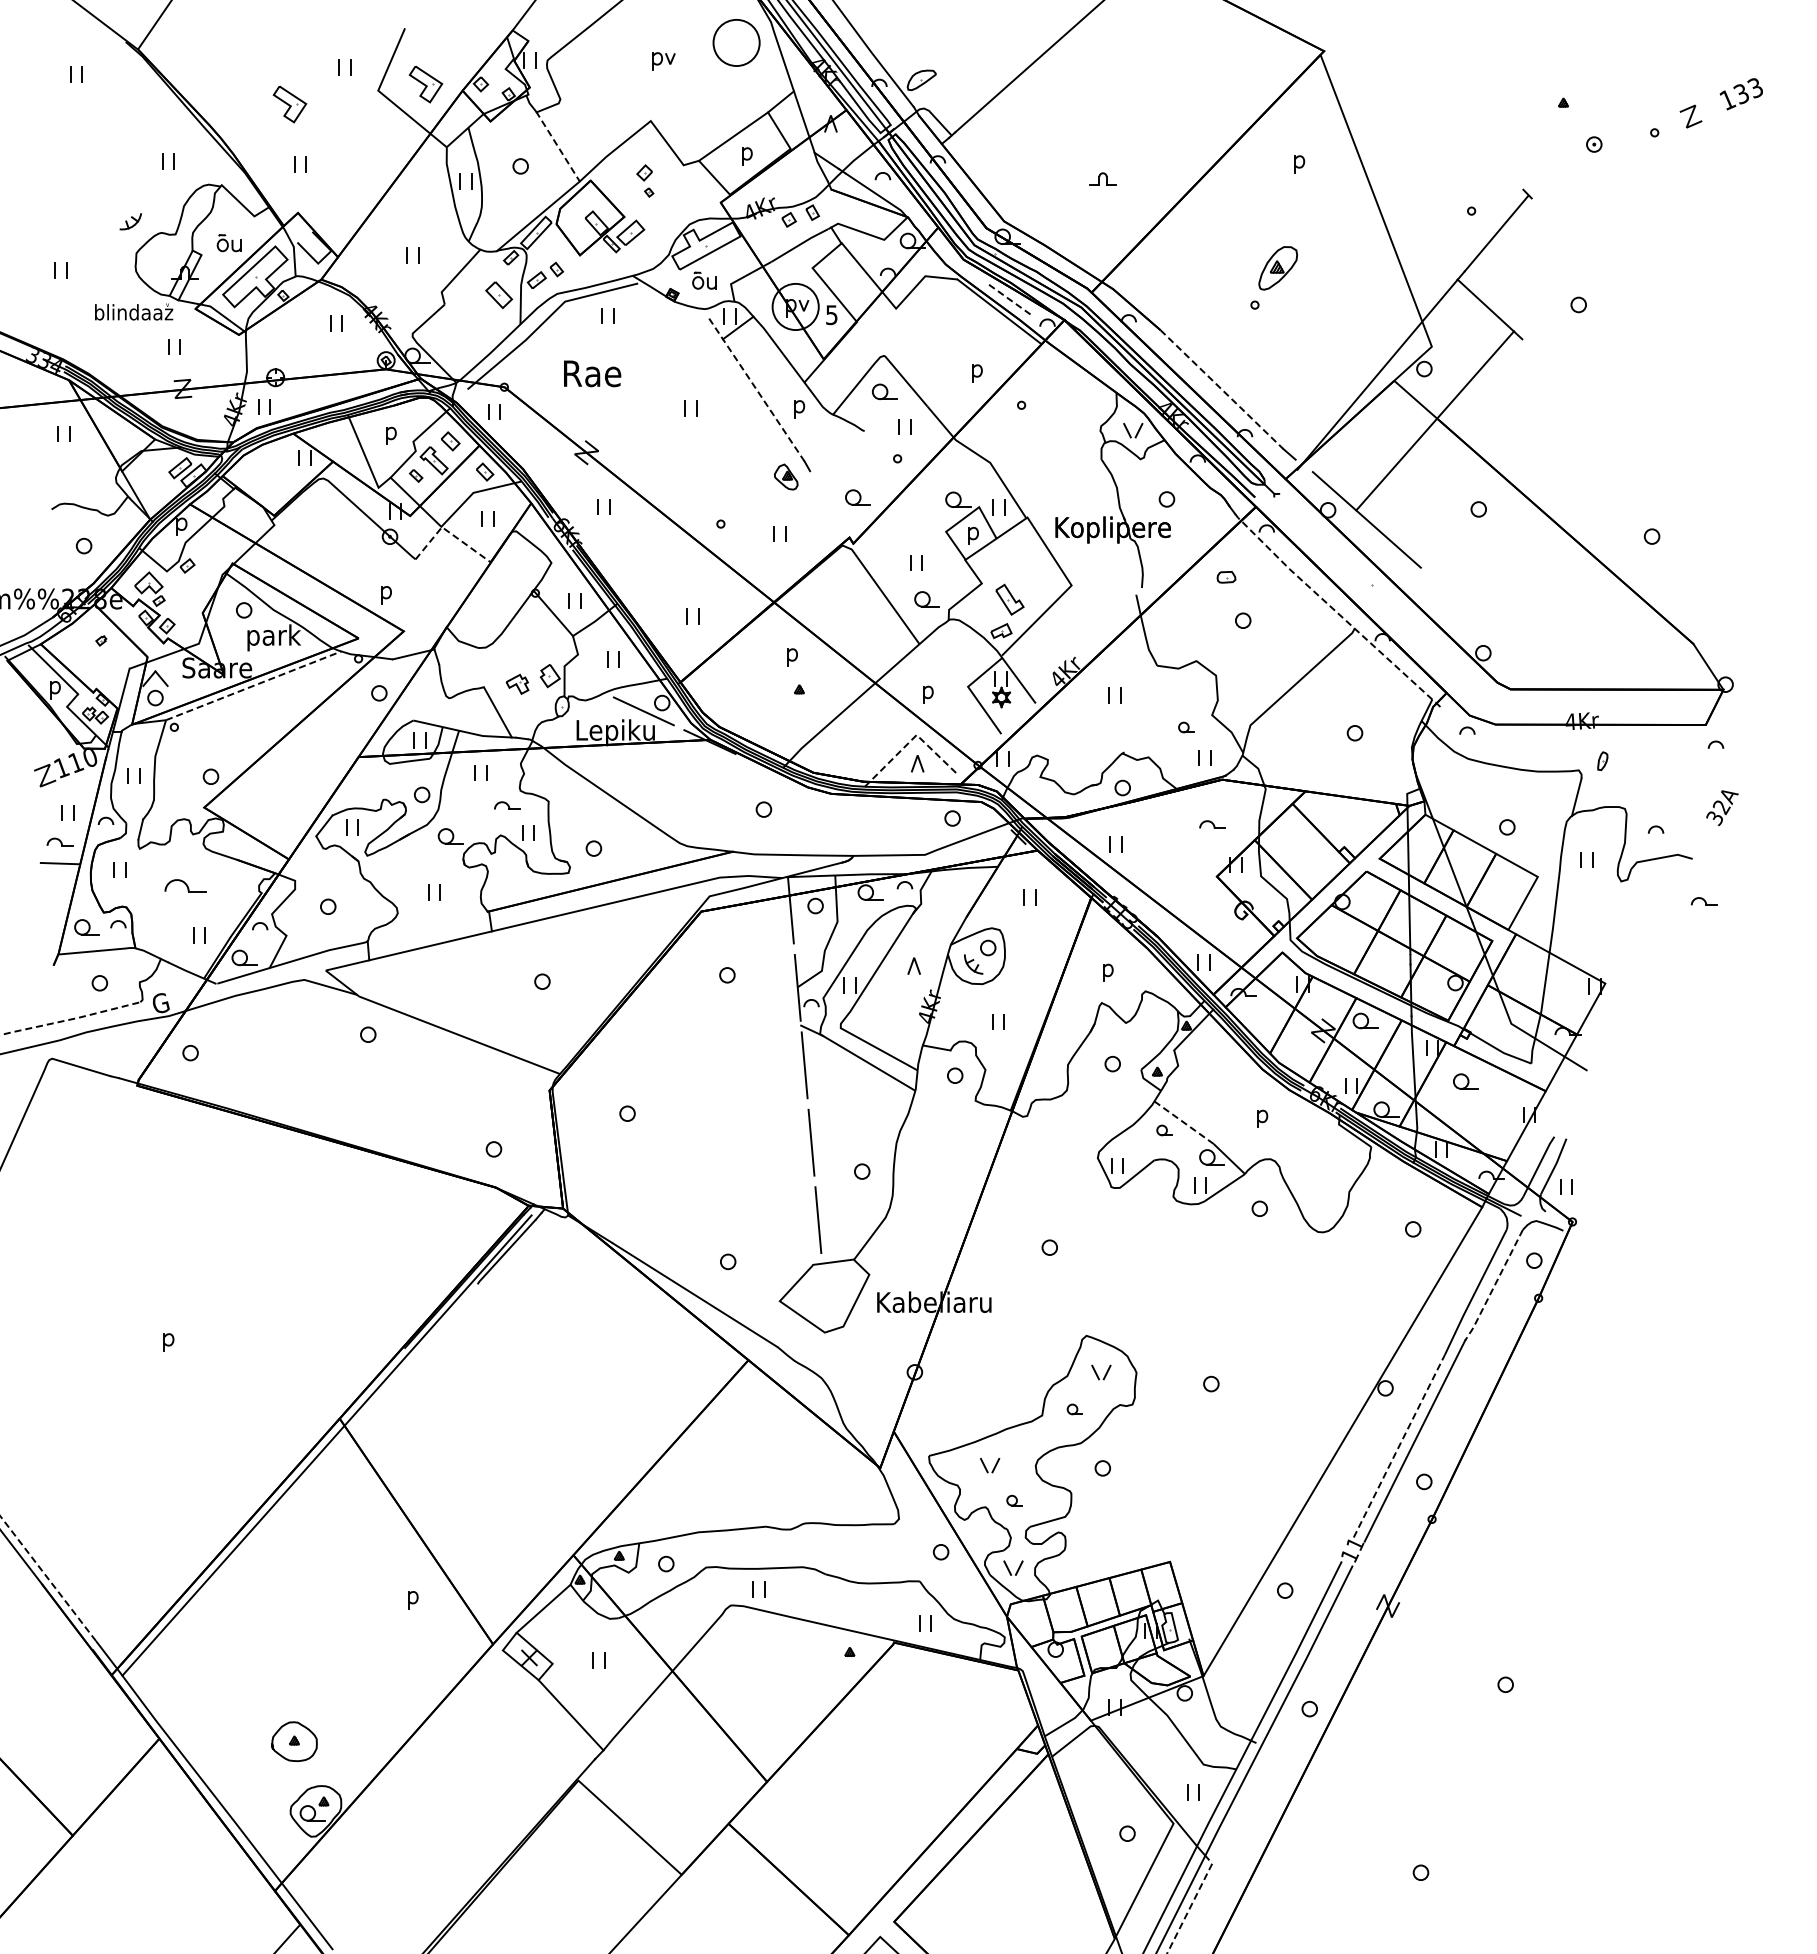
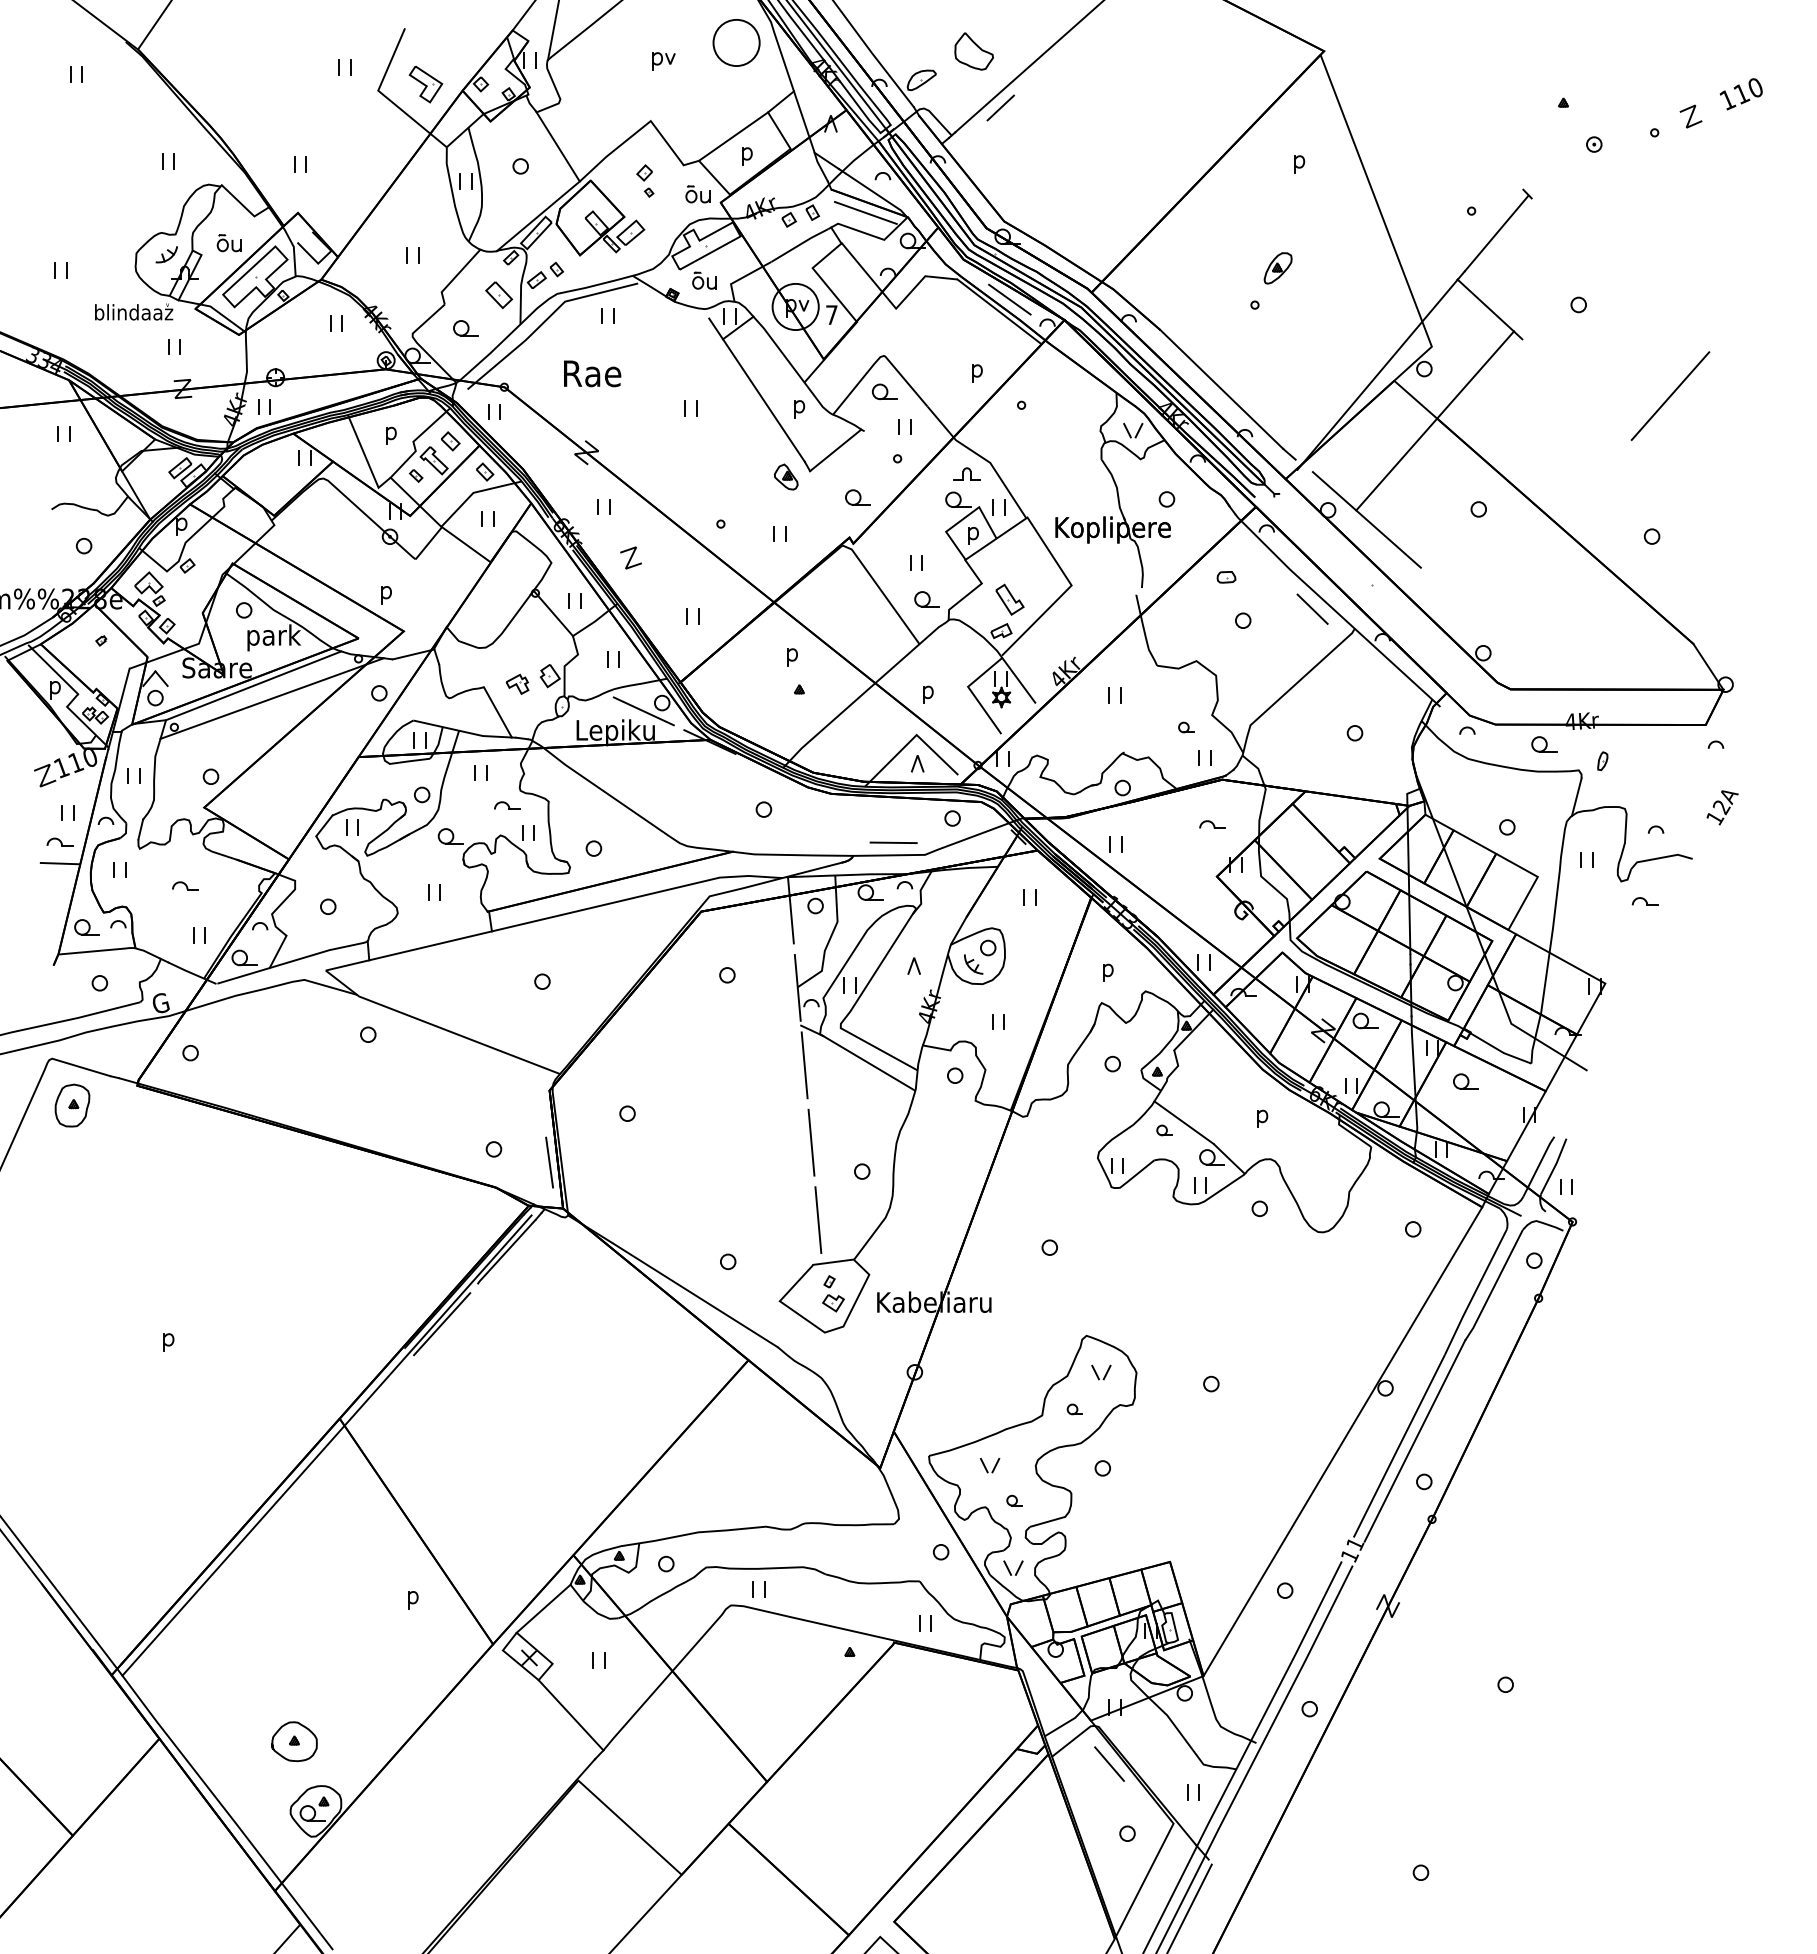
line: none -> present (553, 31)
part: none -> present (973, 51)
text: 133 -> 110 (1747, 91)
part: present -> none (289, 104)
line: none -> present (1000, 107)
line: dashed -> solid (558, 146)
part position: (1102, 178) -> (966, 473) (966, 473)
part: none -> present (697, 194)
line: none -> present (865, 212)
part position: (130, 221) -> (166, 254) (166, 254)
part size: 40x45 px -> 30x33 px (1277, 268)
line: dashed -> solid (1009, 299)
text: 5 -> 7 (831, 315)
part: none -> present (465, 328)
line: dashed -> solid (1222, 389)
line: dashed -> solid (757, 390)
line: none -> present (1670, 396)
line: none -> present (835, 450)
line: dashed -> solid (449, 532)
part: none -> present (630, 557)
line: none -> present (1312, 608)
line: dashed -> solid (1335, 611)
line: dashed -> solid (254, 685)
line: none -> present (271, 698)
line: dashed -> solid (911, 739)
part: none -> present (1544, 744)
text: 32A -> 12A (1715, 818)
line: none -> present (893, 842)
part size: 43x14 px -> 27x10 px (185, 885)
part position: (1703, 901) -> (1644, 901) (1644, 901)
line: dashed -> solid (71, 1019)
part: none -> present (72, 1105)
line: dashed -> solid (1184, 1122)
line: none -> present (549, 1162)
line: dashed -> solid (1494, 1286)
part: none -> present (833, 1293)
line: none -> present (442, 1324)
line: dashed -> solid (1398, 1446)
line: dashed -> solid (48, 1578)
line: none -> present (1109, 1763)
line: dashed -> solid (1189, 1909)
